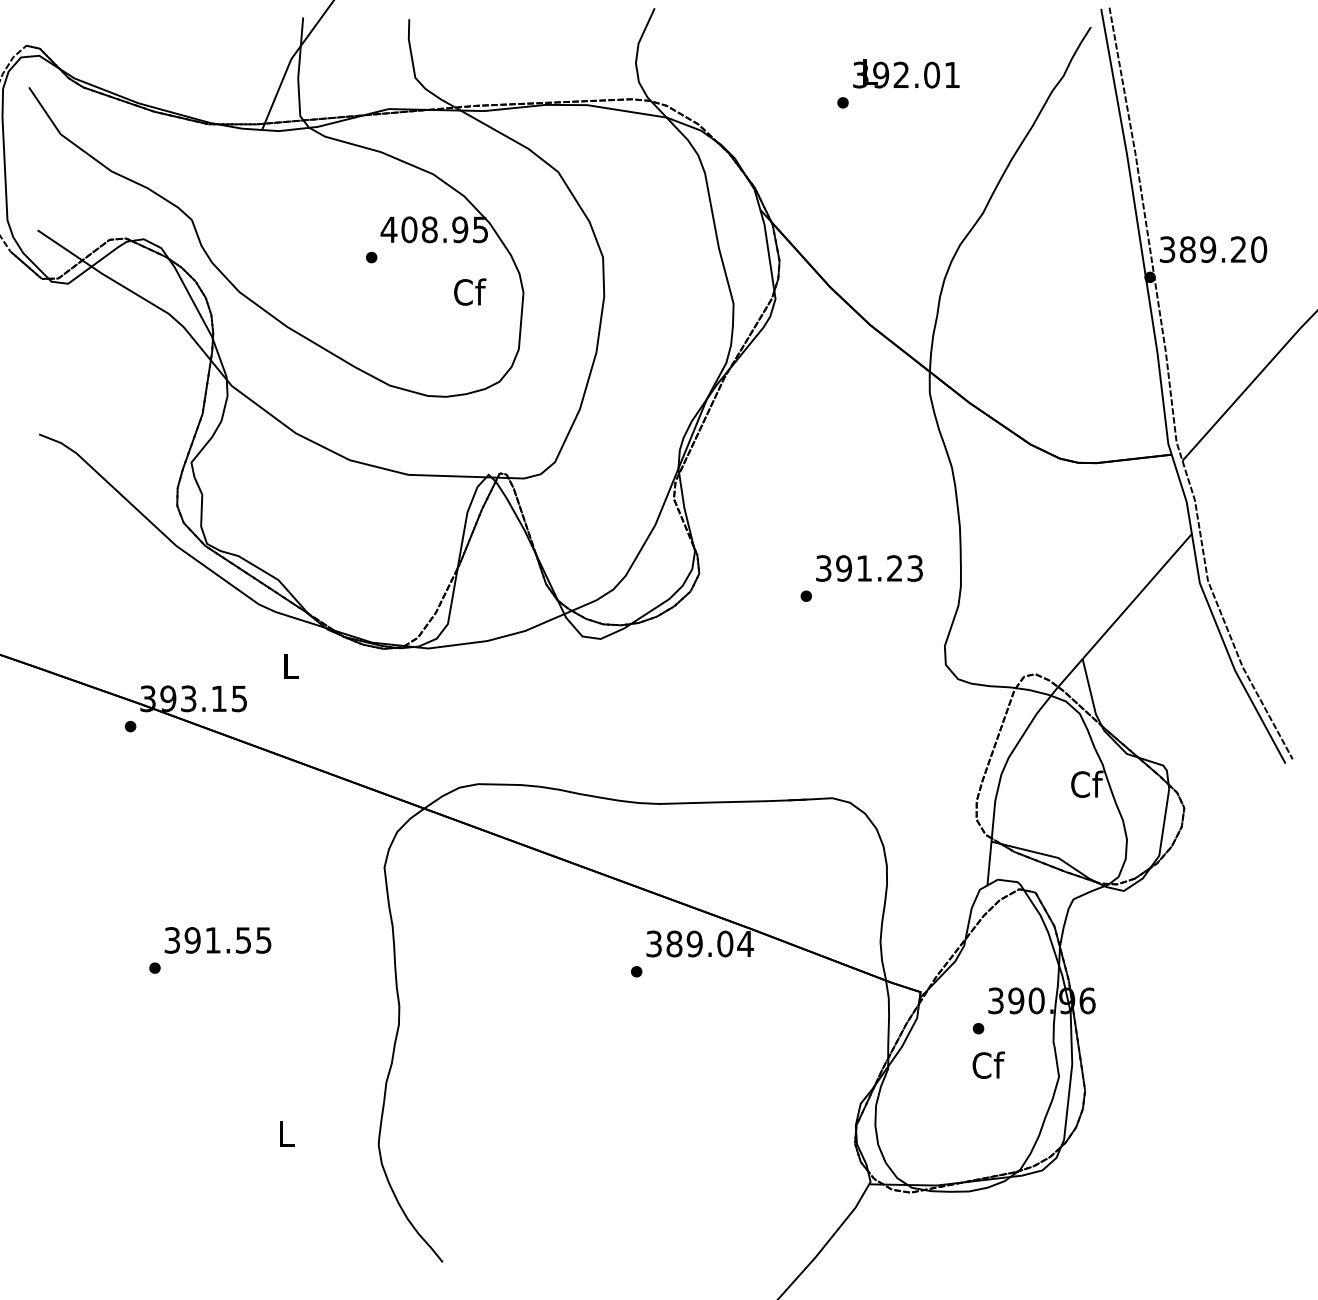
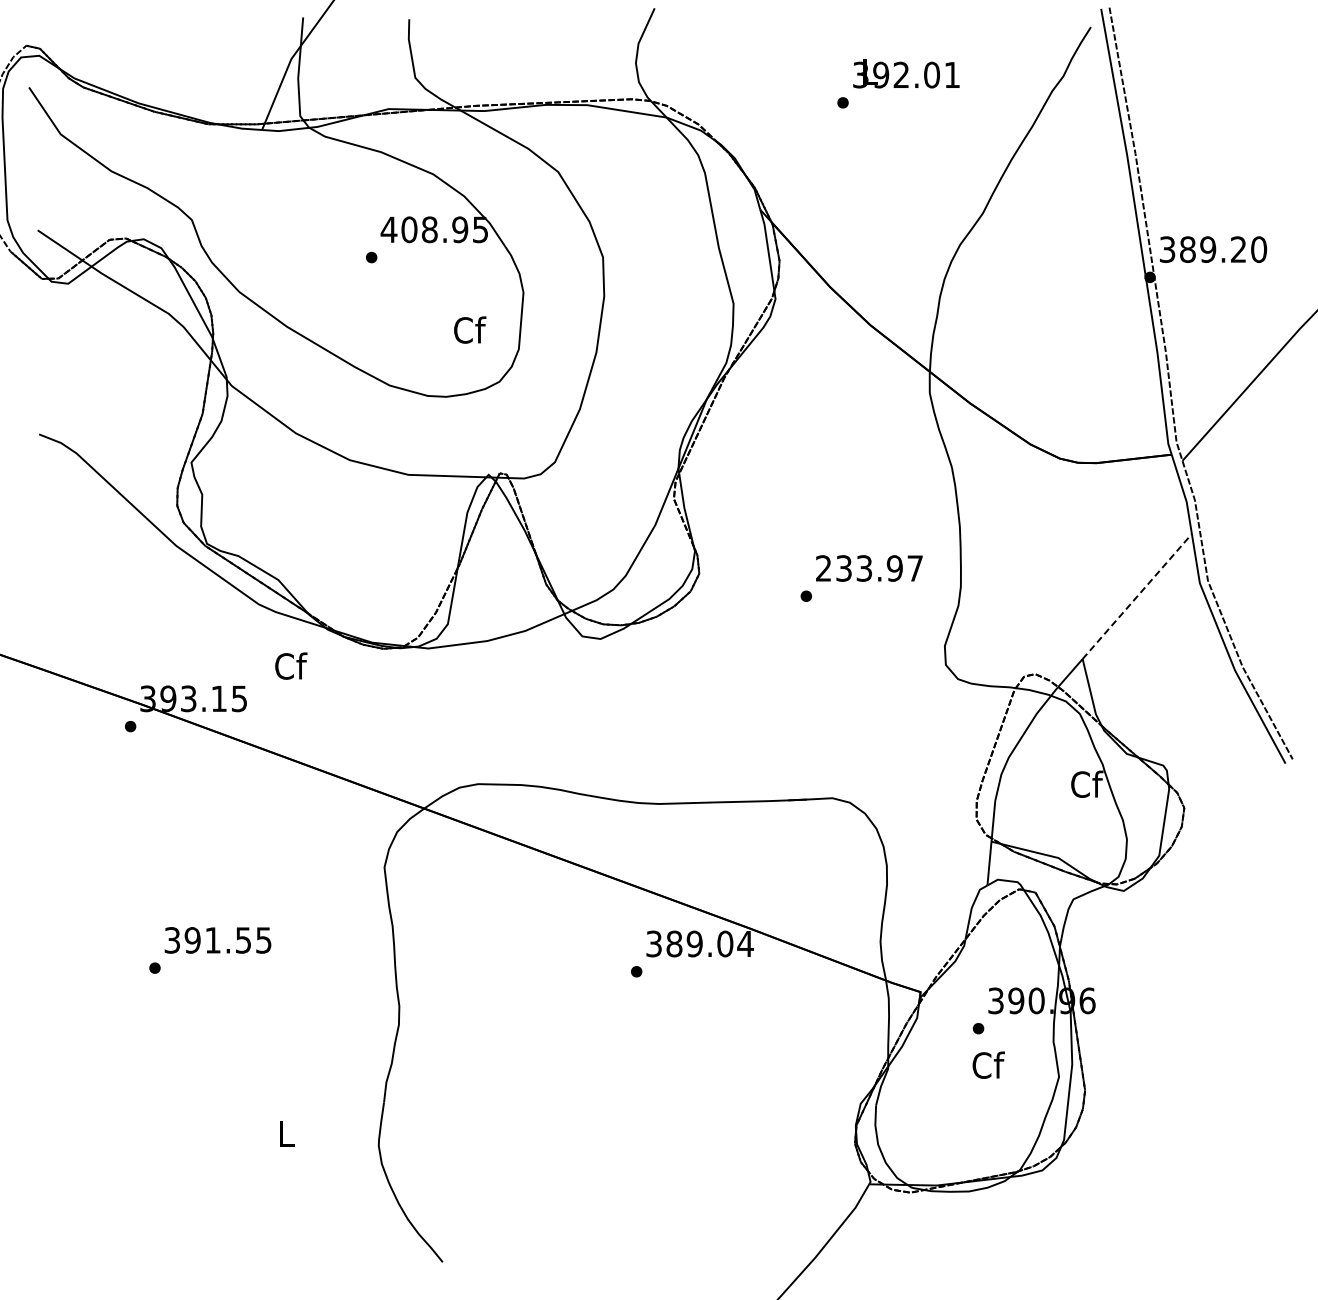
text position: (470, 291) -> (470, 329) (470, 329)
text: 391.23 -> 233.97 (869, 568)
line: solid -> dashed (1137, 596)
text: L -> Cf (291, 665)
